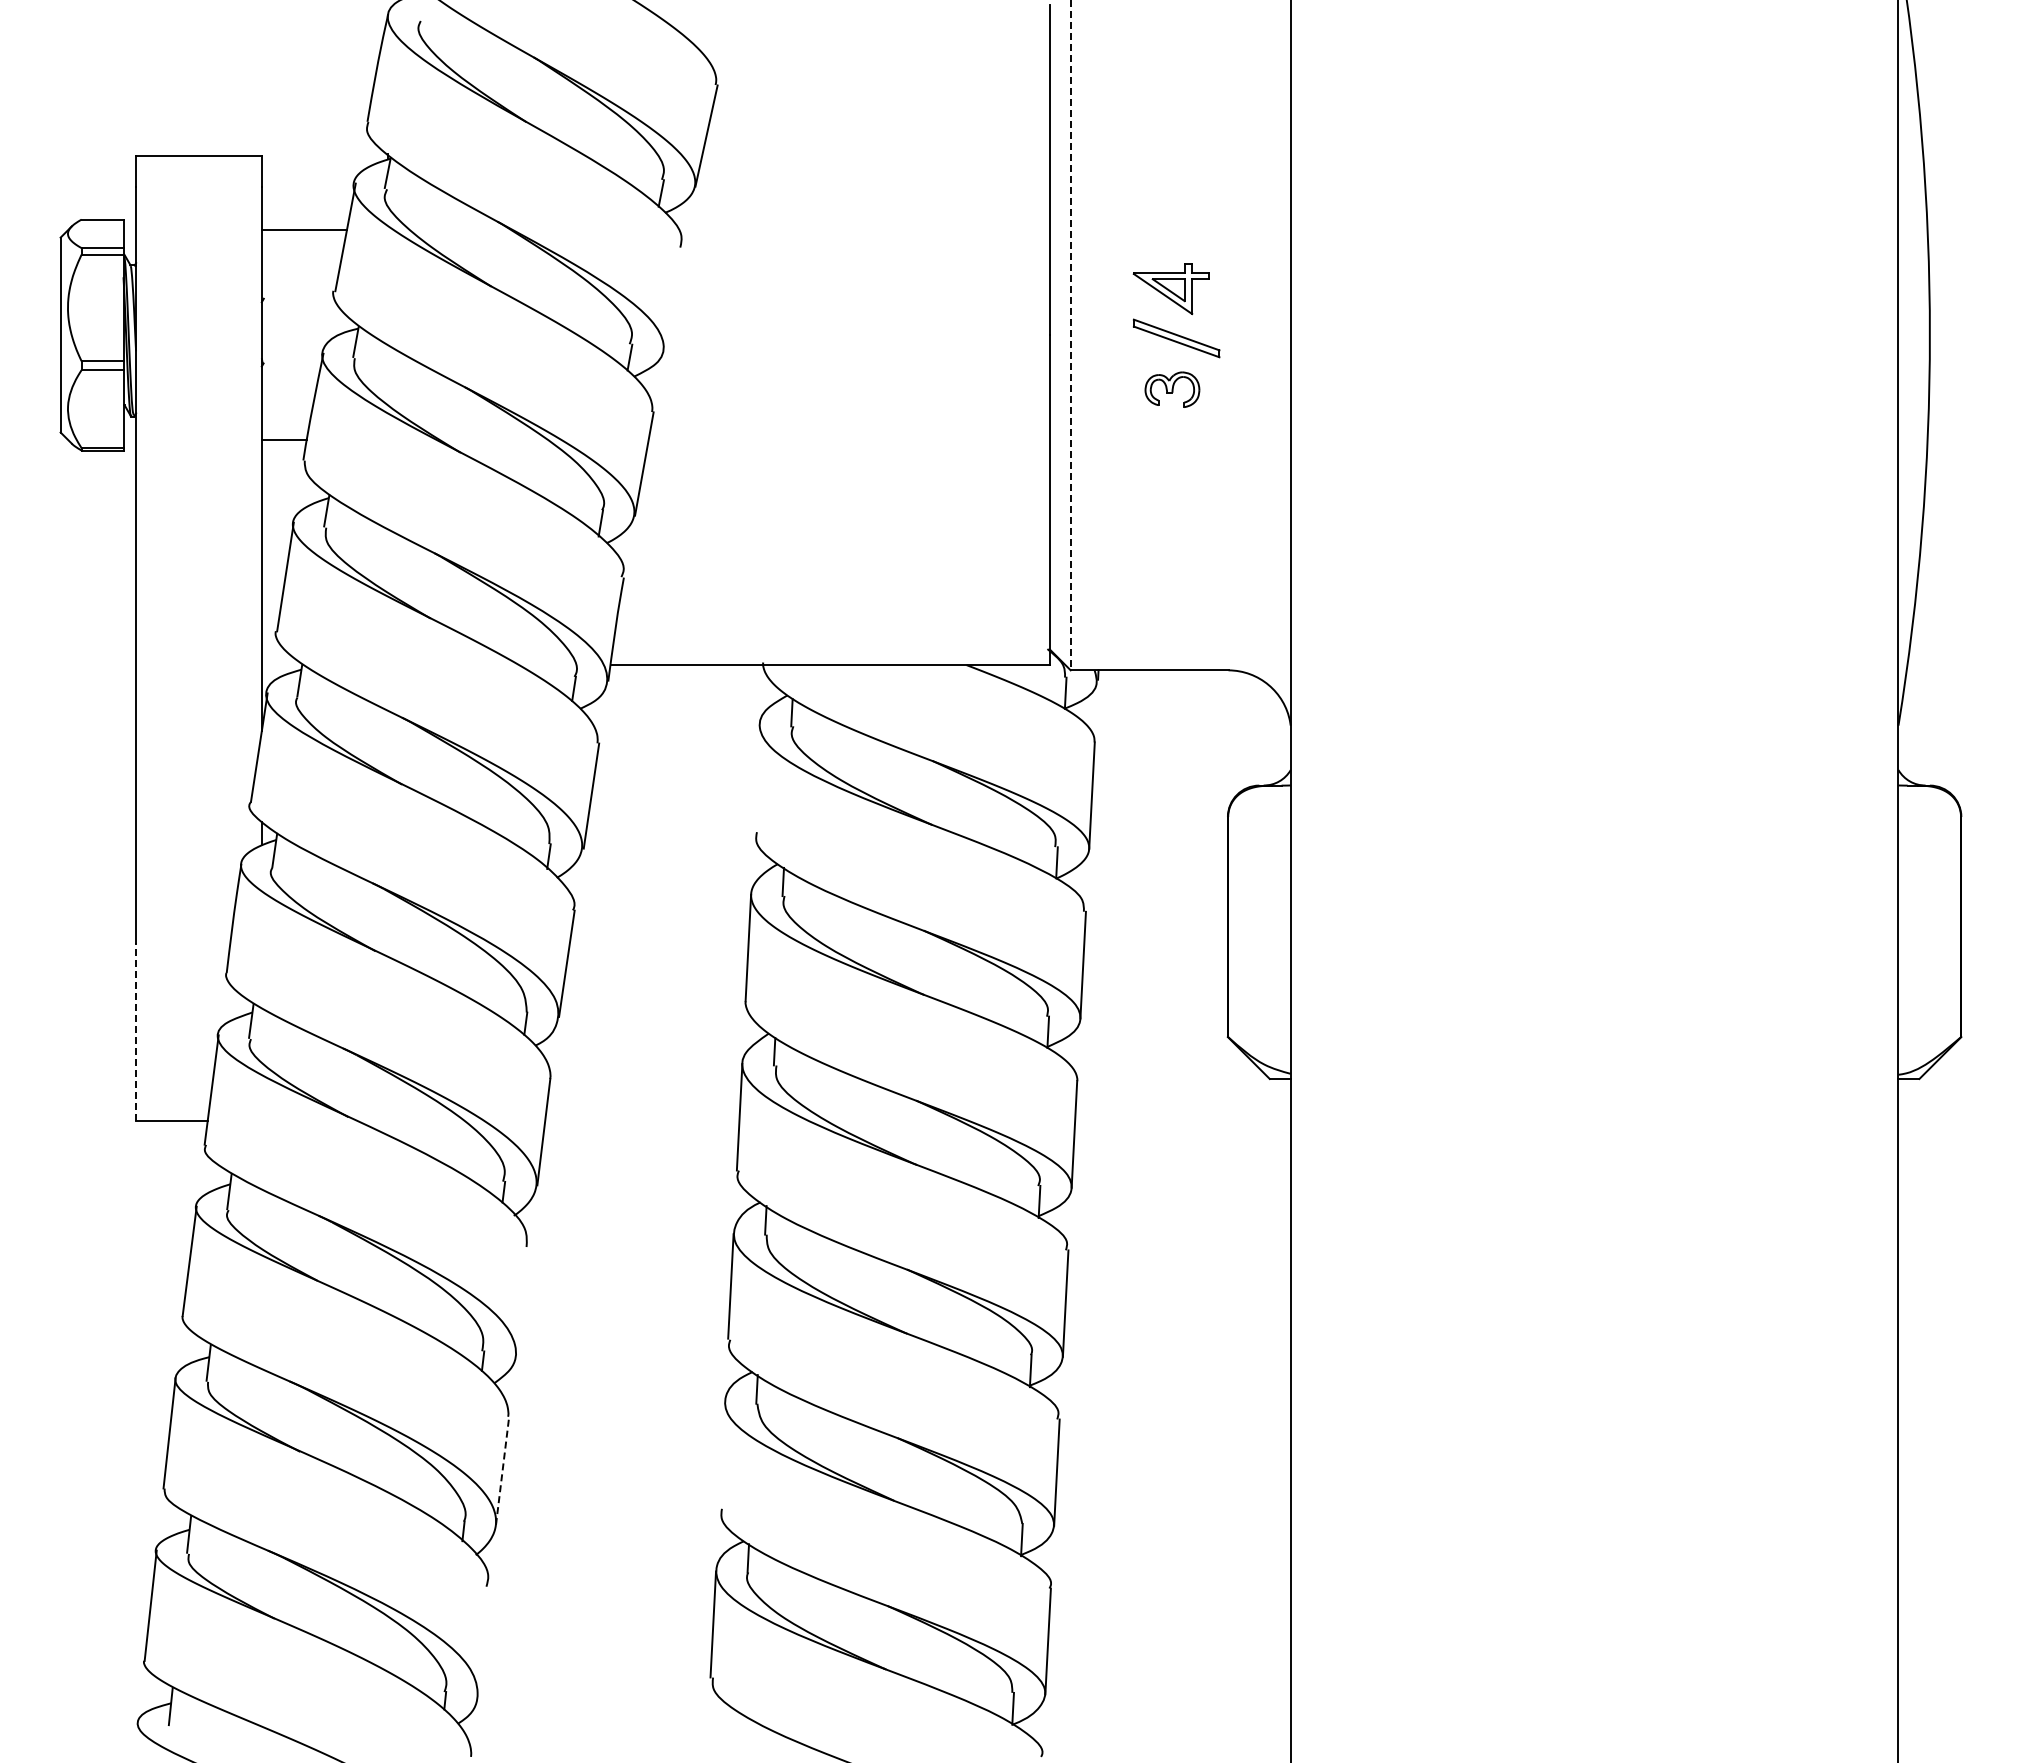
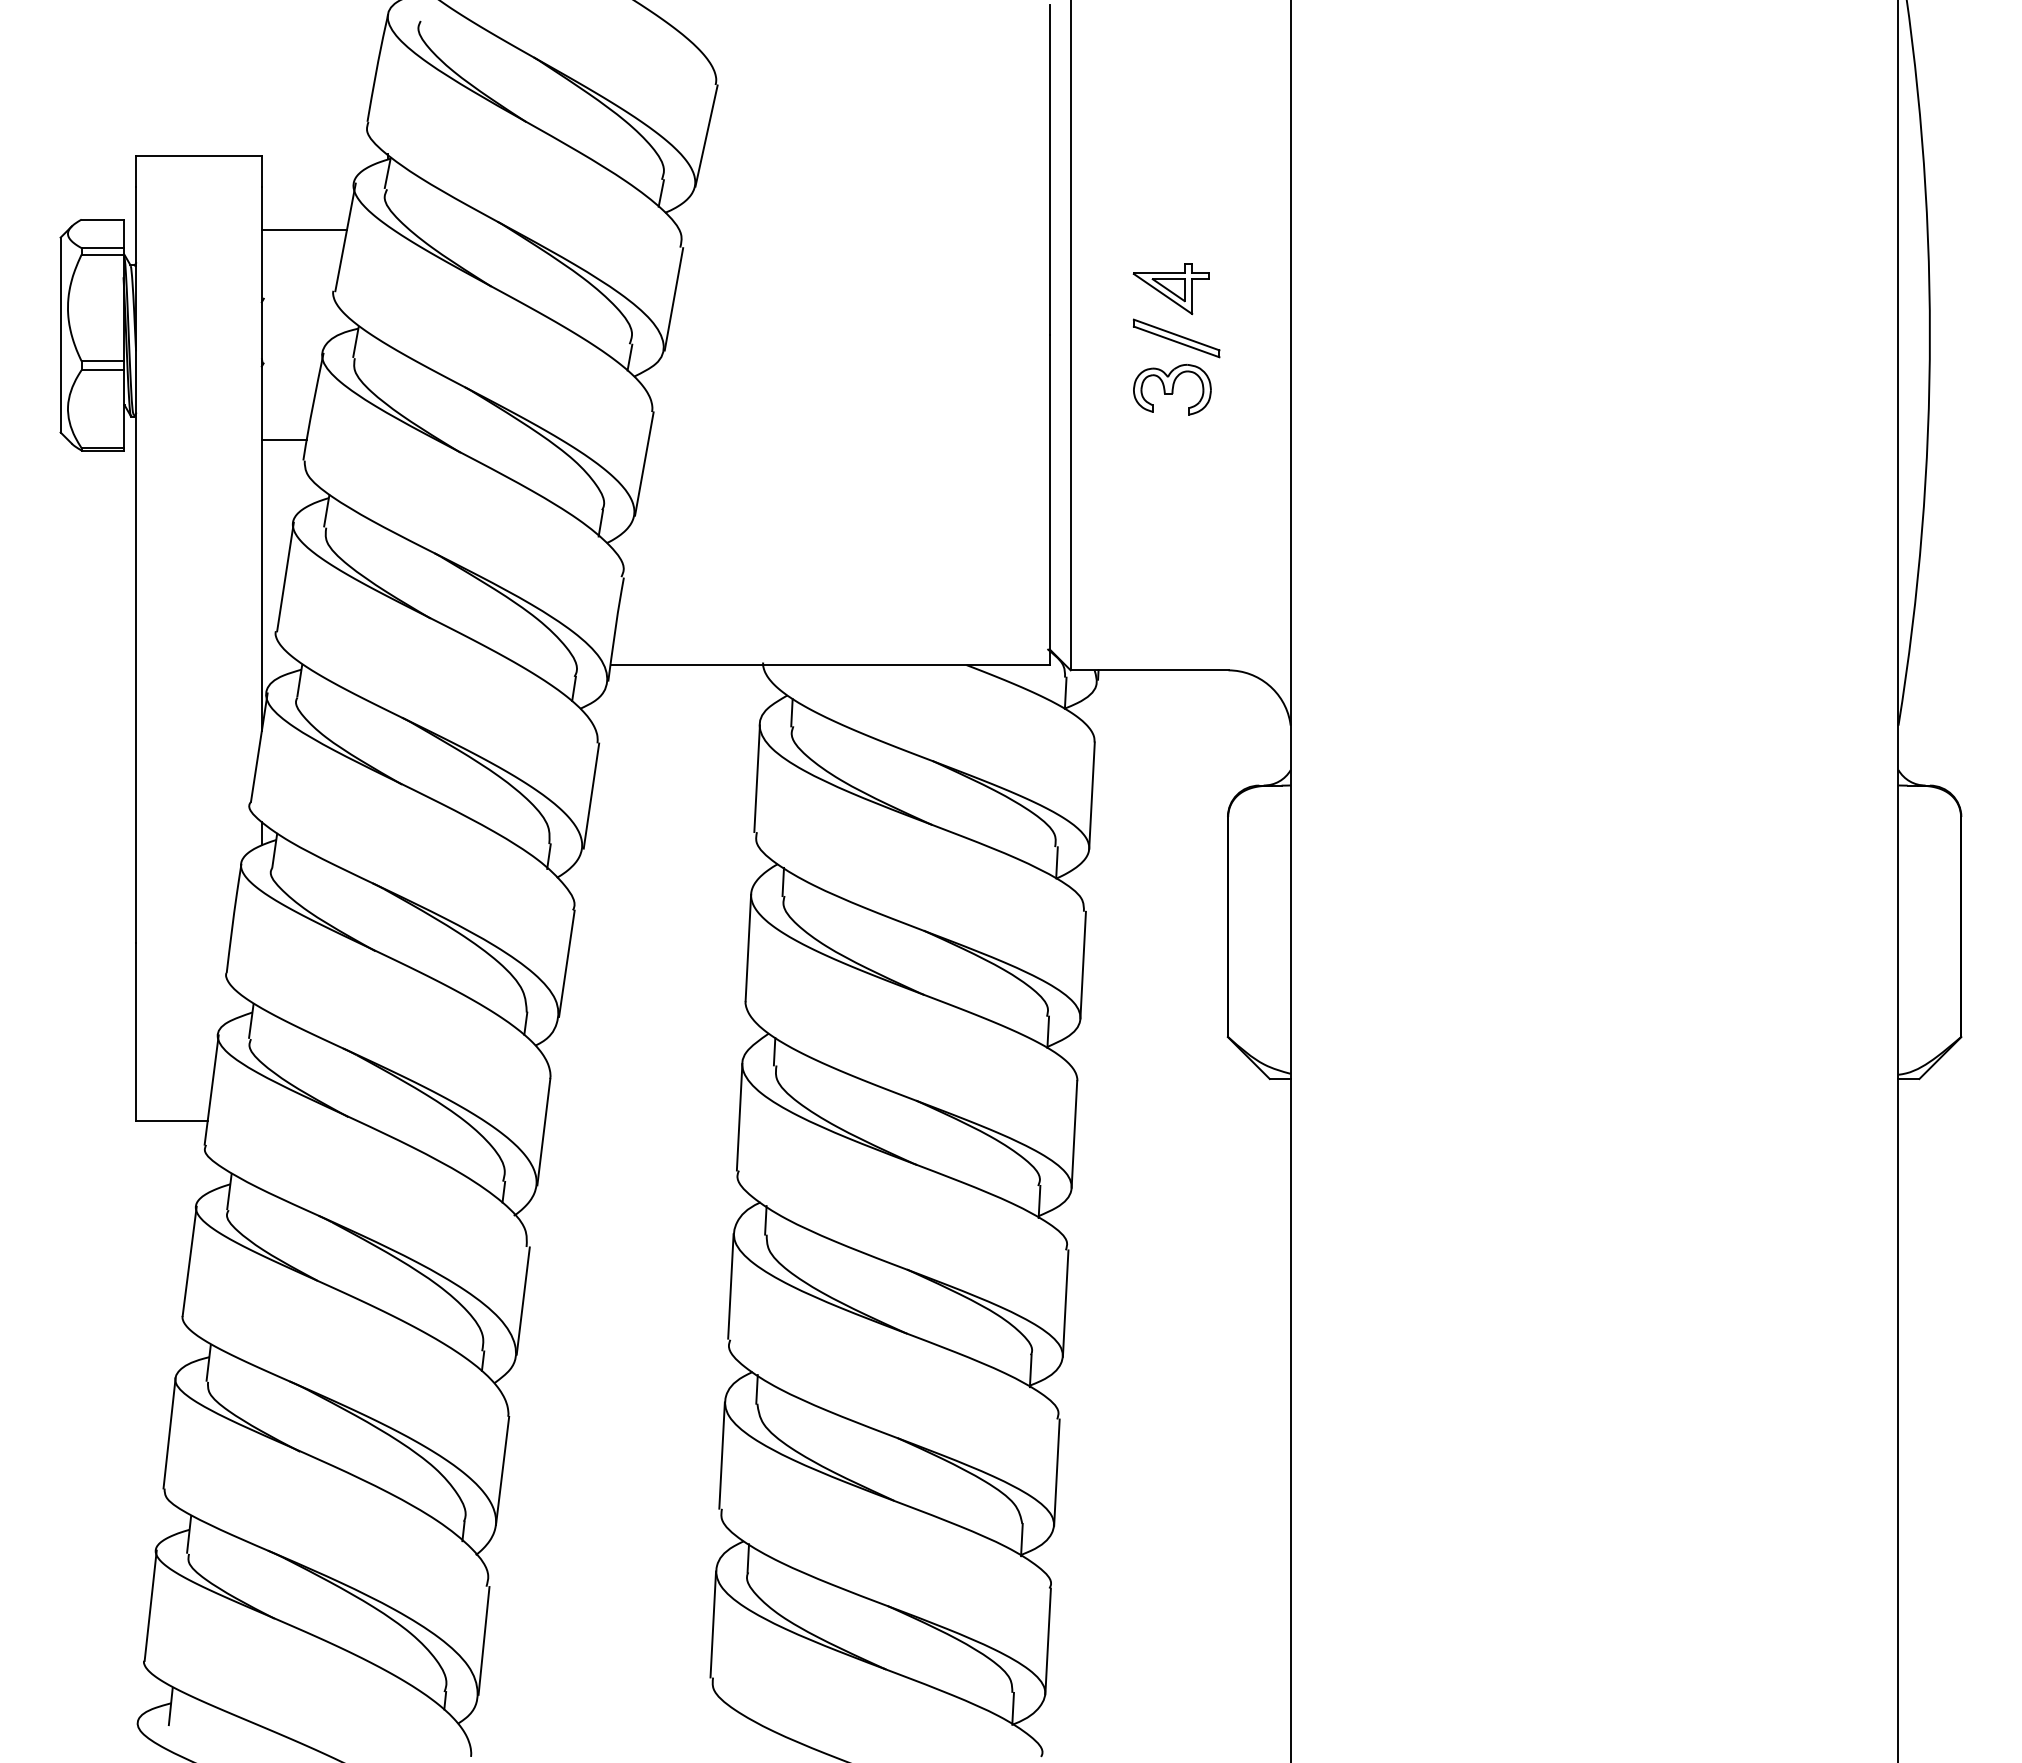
line: none -> present (673, 299)
line: dashed -> solid (1070, 335)
part size: 57x37 px -> 79x52 px (1172, 389)
line: none -> present (756, 778)
line: dashed -> solid (136, 1031)
line: none -> present (522, 1300)
line: none -> present (721, 1455)
line: dashed -> solid (502, 1470)
line: none -> present (483, 1640)
